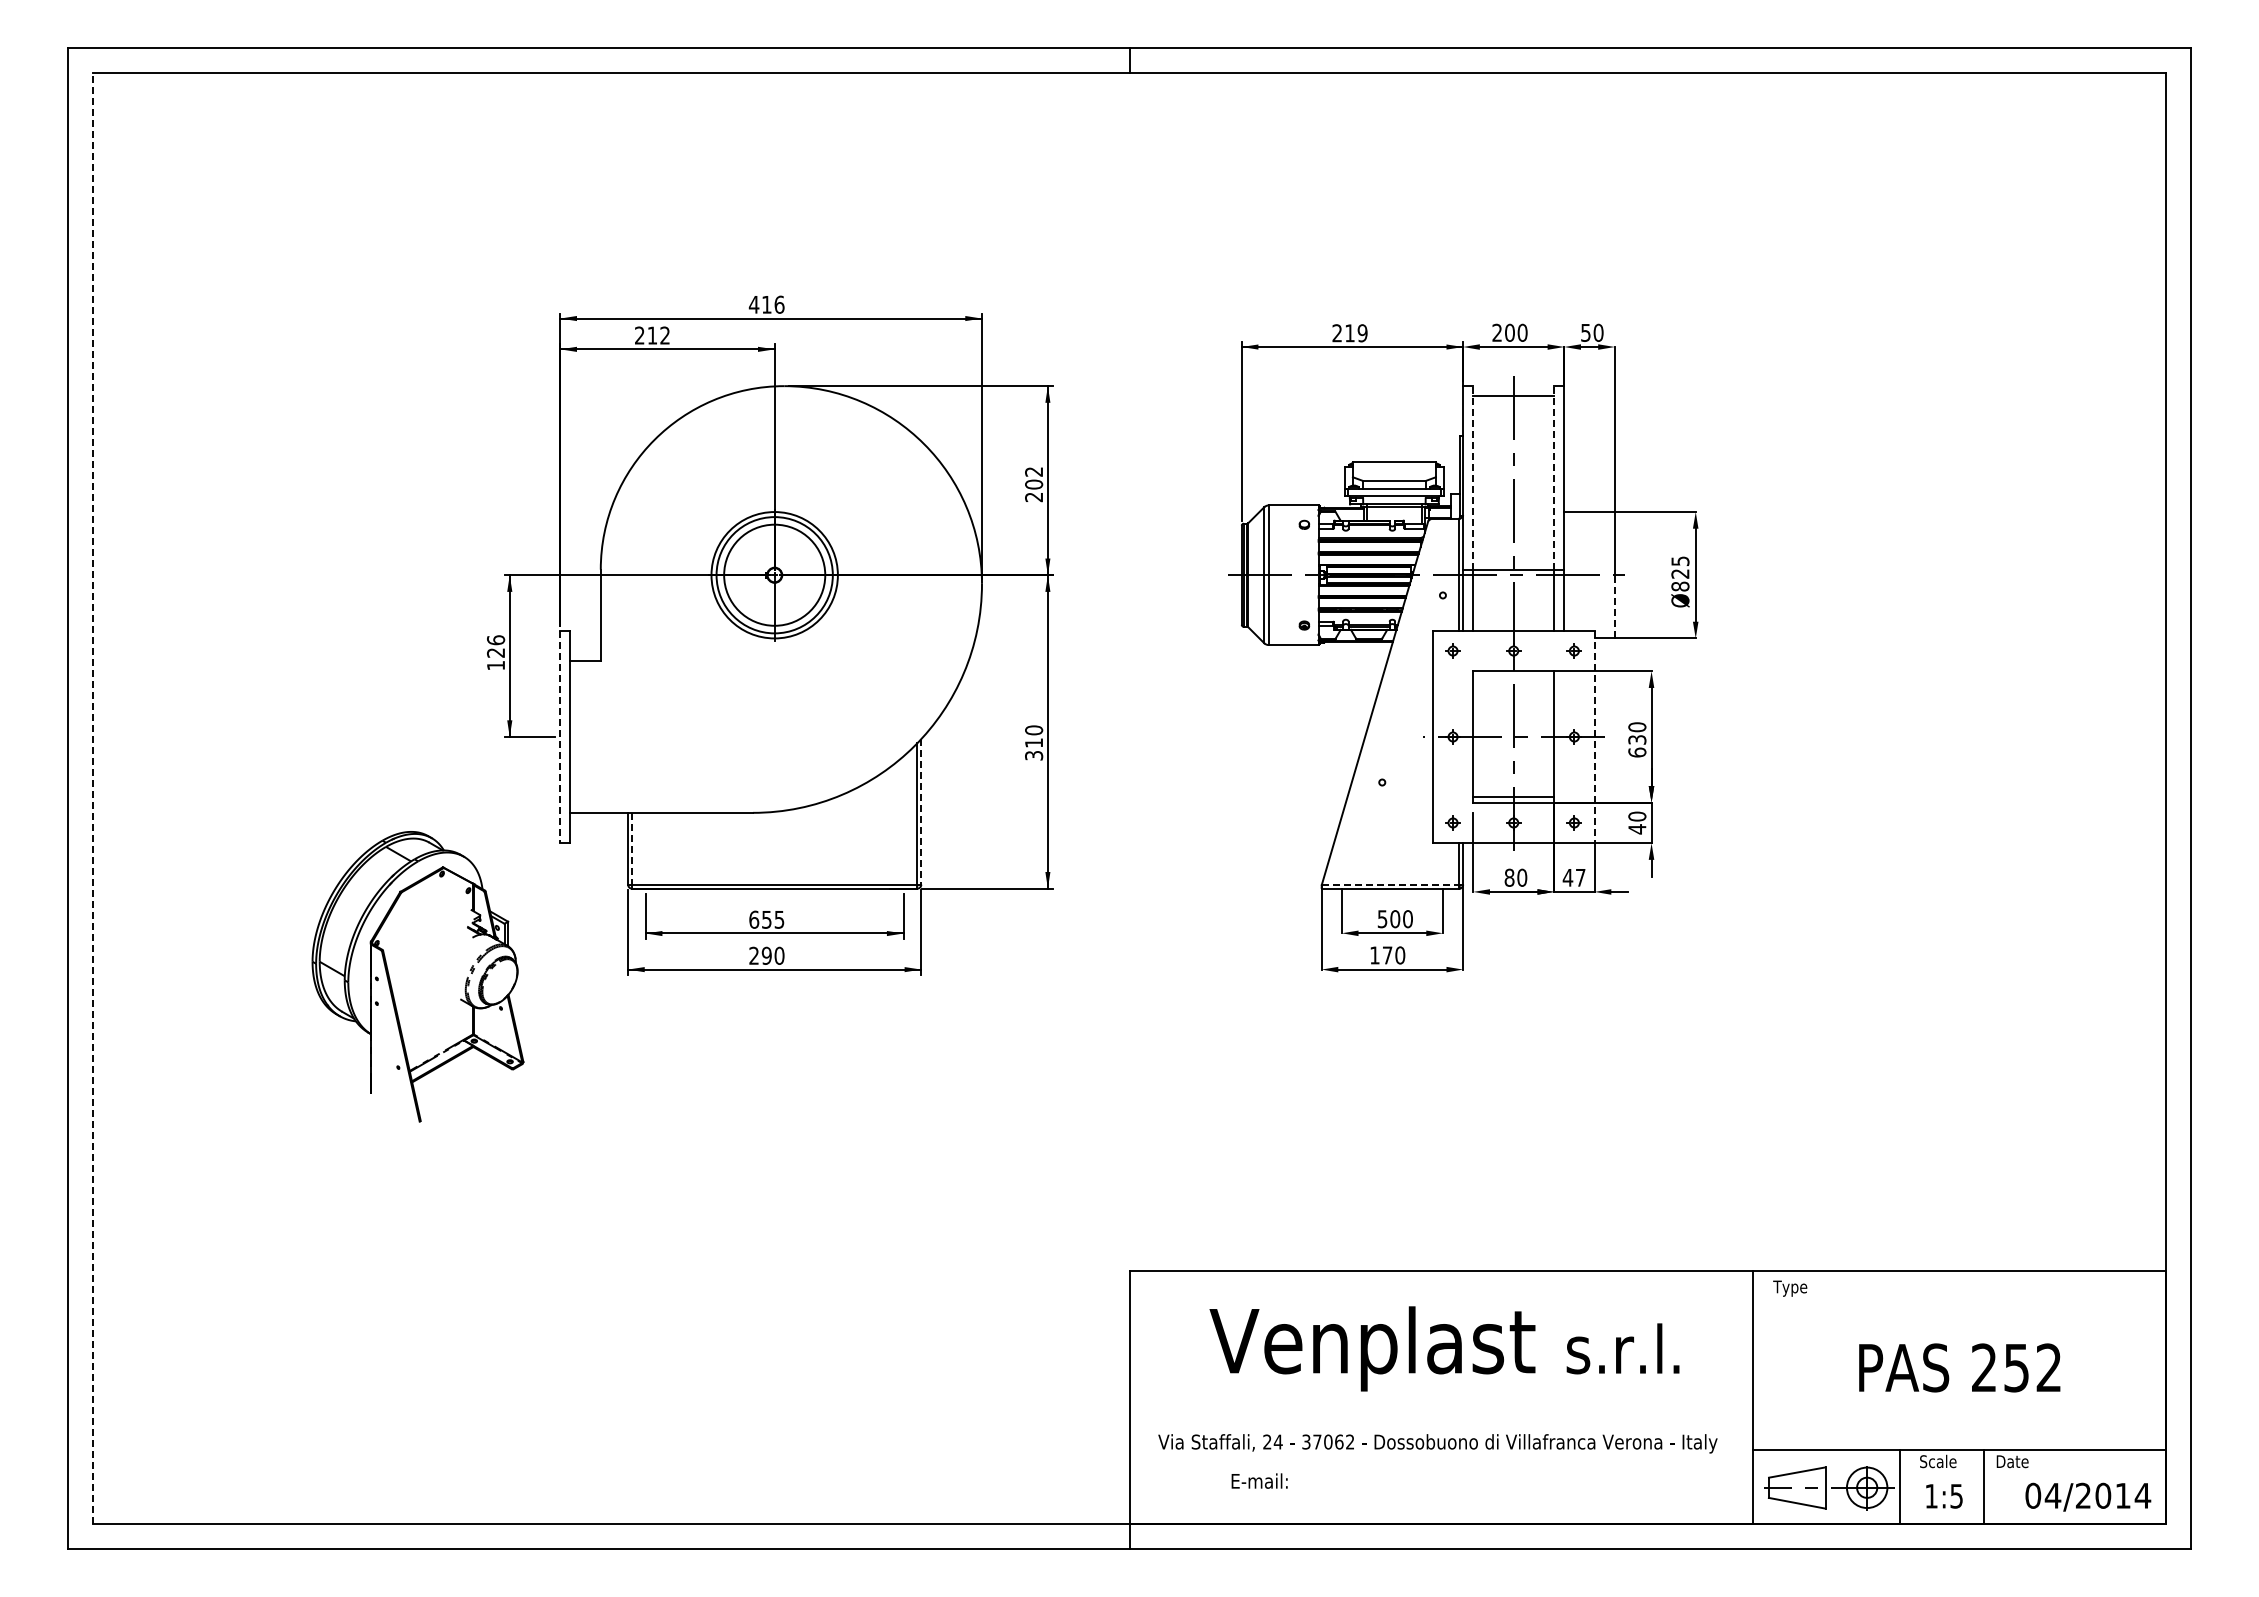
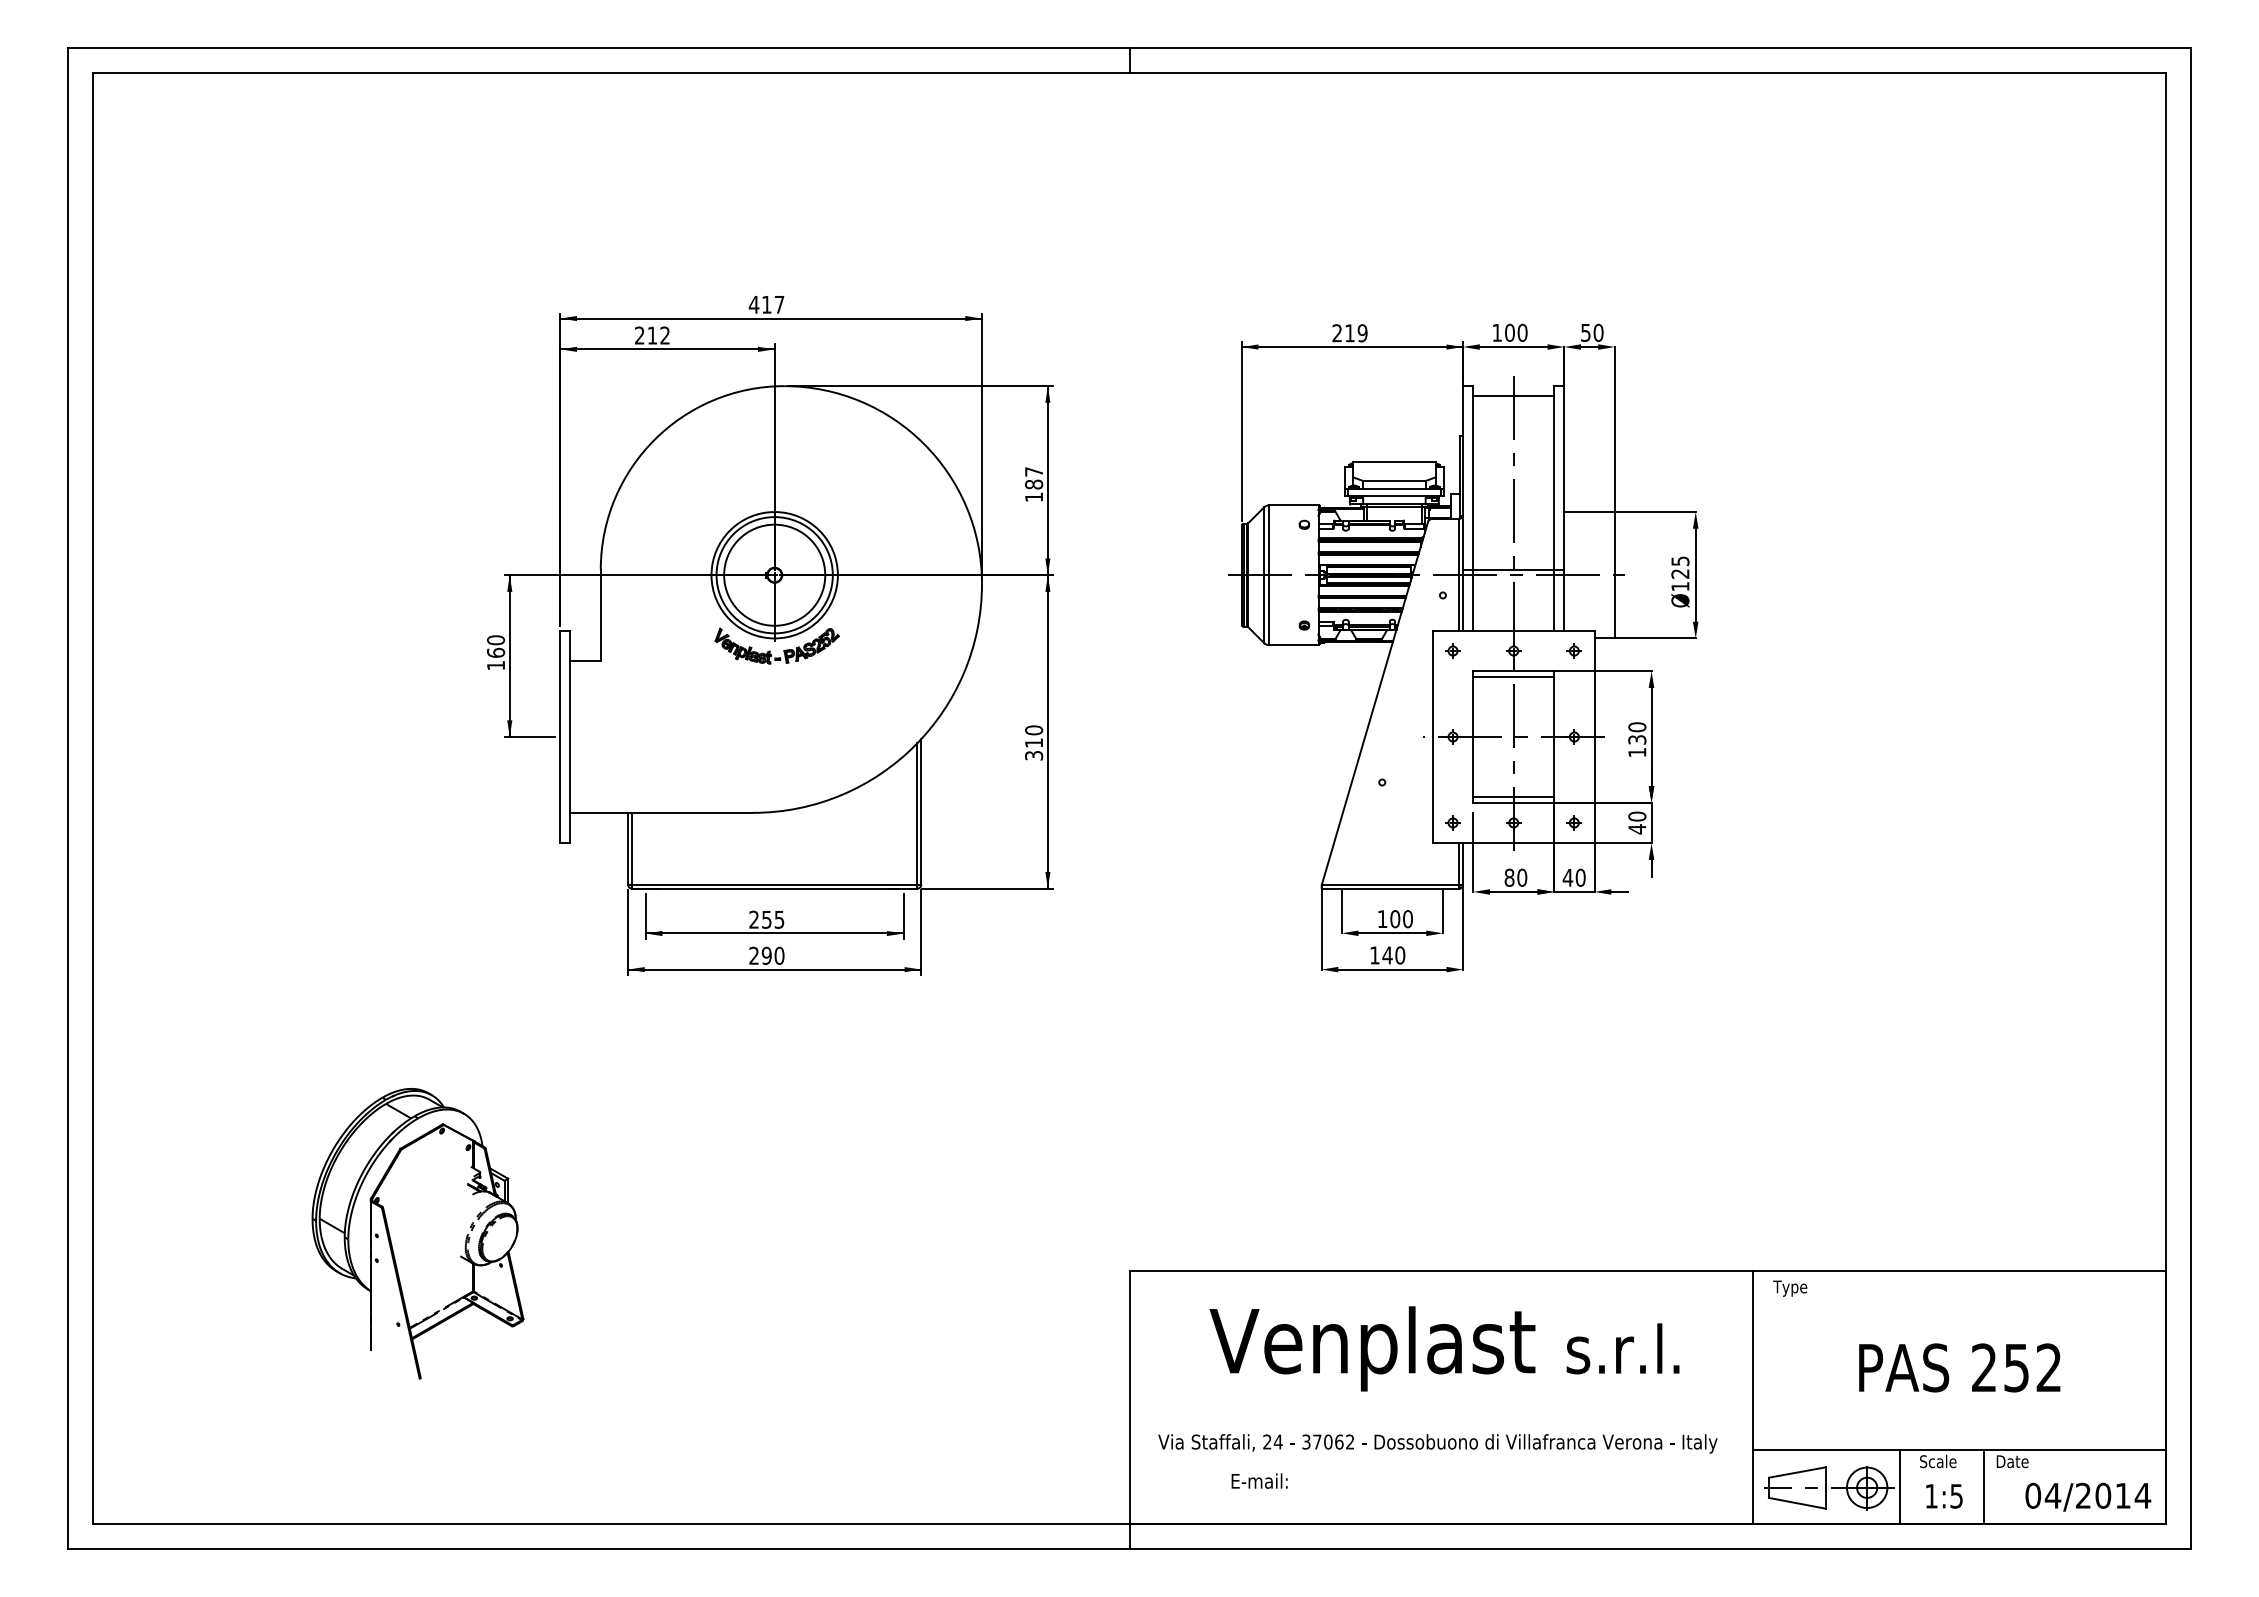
text: 416 -> 417 (779, 304)
text: 200 -> 100 (1496, 332)
line: dashed -> solid (1473, 477)
line: dashed -> solid (1554, 477)
text: 202 -> 187 (1033, 484)
text: Ø825 -> Ø125 (1680, 586)
line: dashed -> solid (1614, 606)
text: 126 -> 160 (496, 646)
part: none -> present (770, 650)
line: none -> present (1513, 677)
line: dashed -> solid (560, 737)
line: dashed -> solid (1594, 737)
text: 630 -> 130 (1637, 752)
line: dashed -> solid (93, 798)
line: dashed -> solid (921, 811)
line: dashed -> solid (632, 848)
text: 47 -> 40 (1580, 877)
line: dashed -> solid (1390, 884)
text: 655 -> 255 (754, 919)
text: 500 -> 100 (1382, 919)
text: 170 -> 140 (1387, 955)
part position: (417, 976) -> (417, 1233) (417, 1233)
